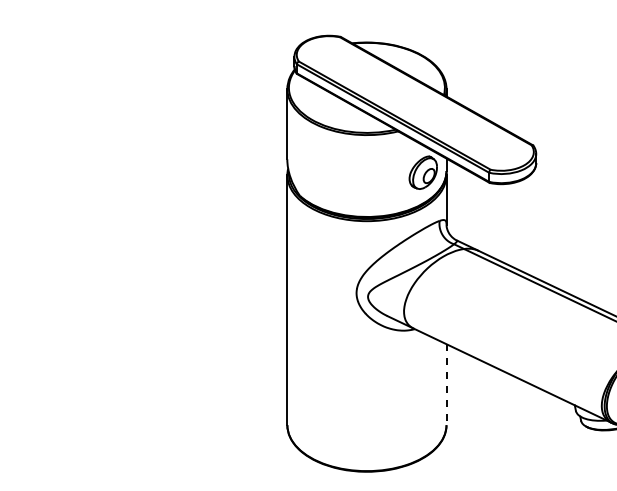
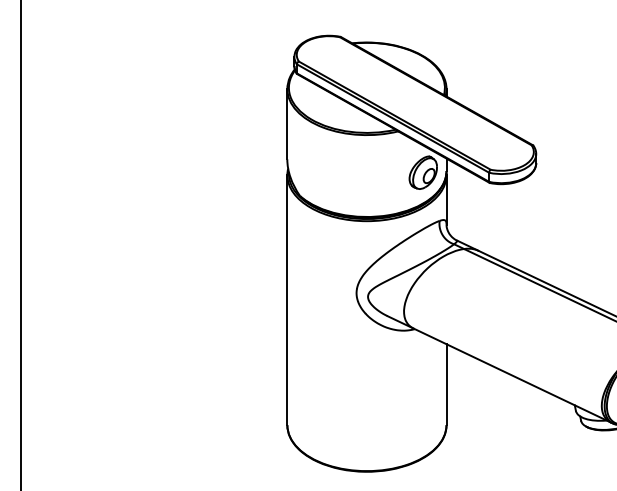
line: none -> present (20, 244)
line: dashed -> solid (446, 385)
